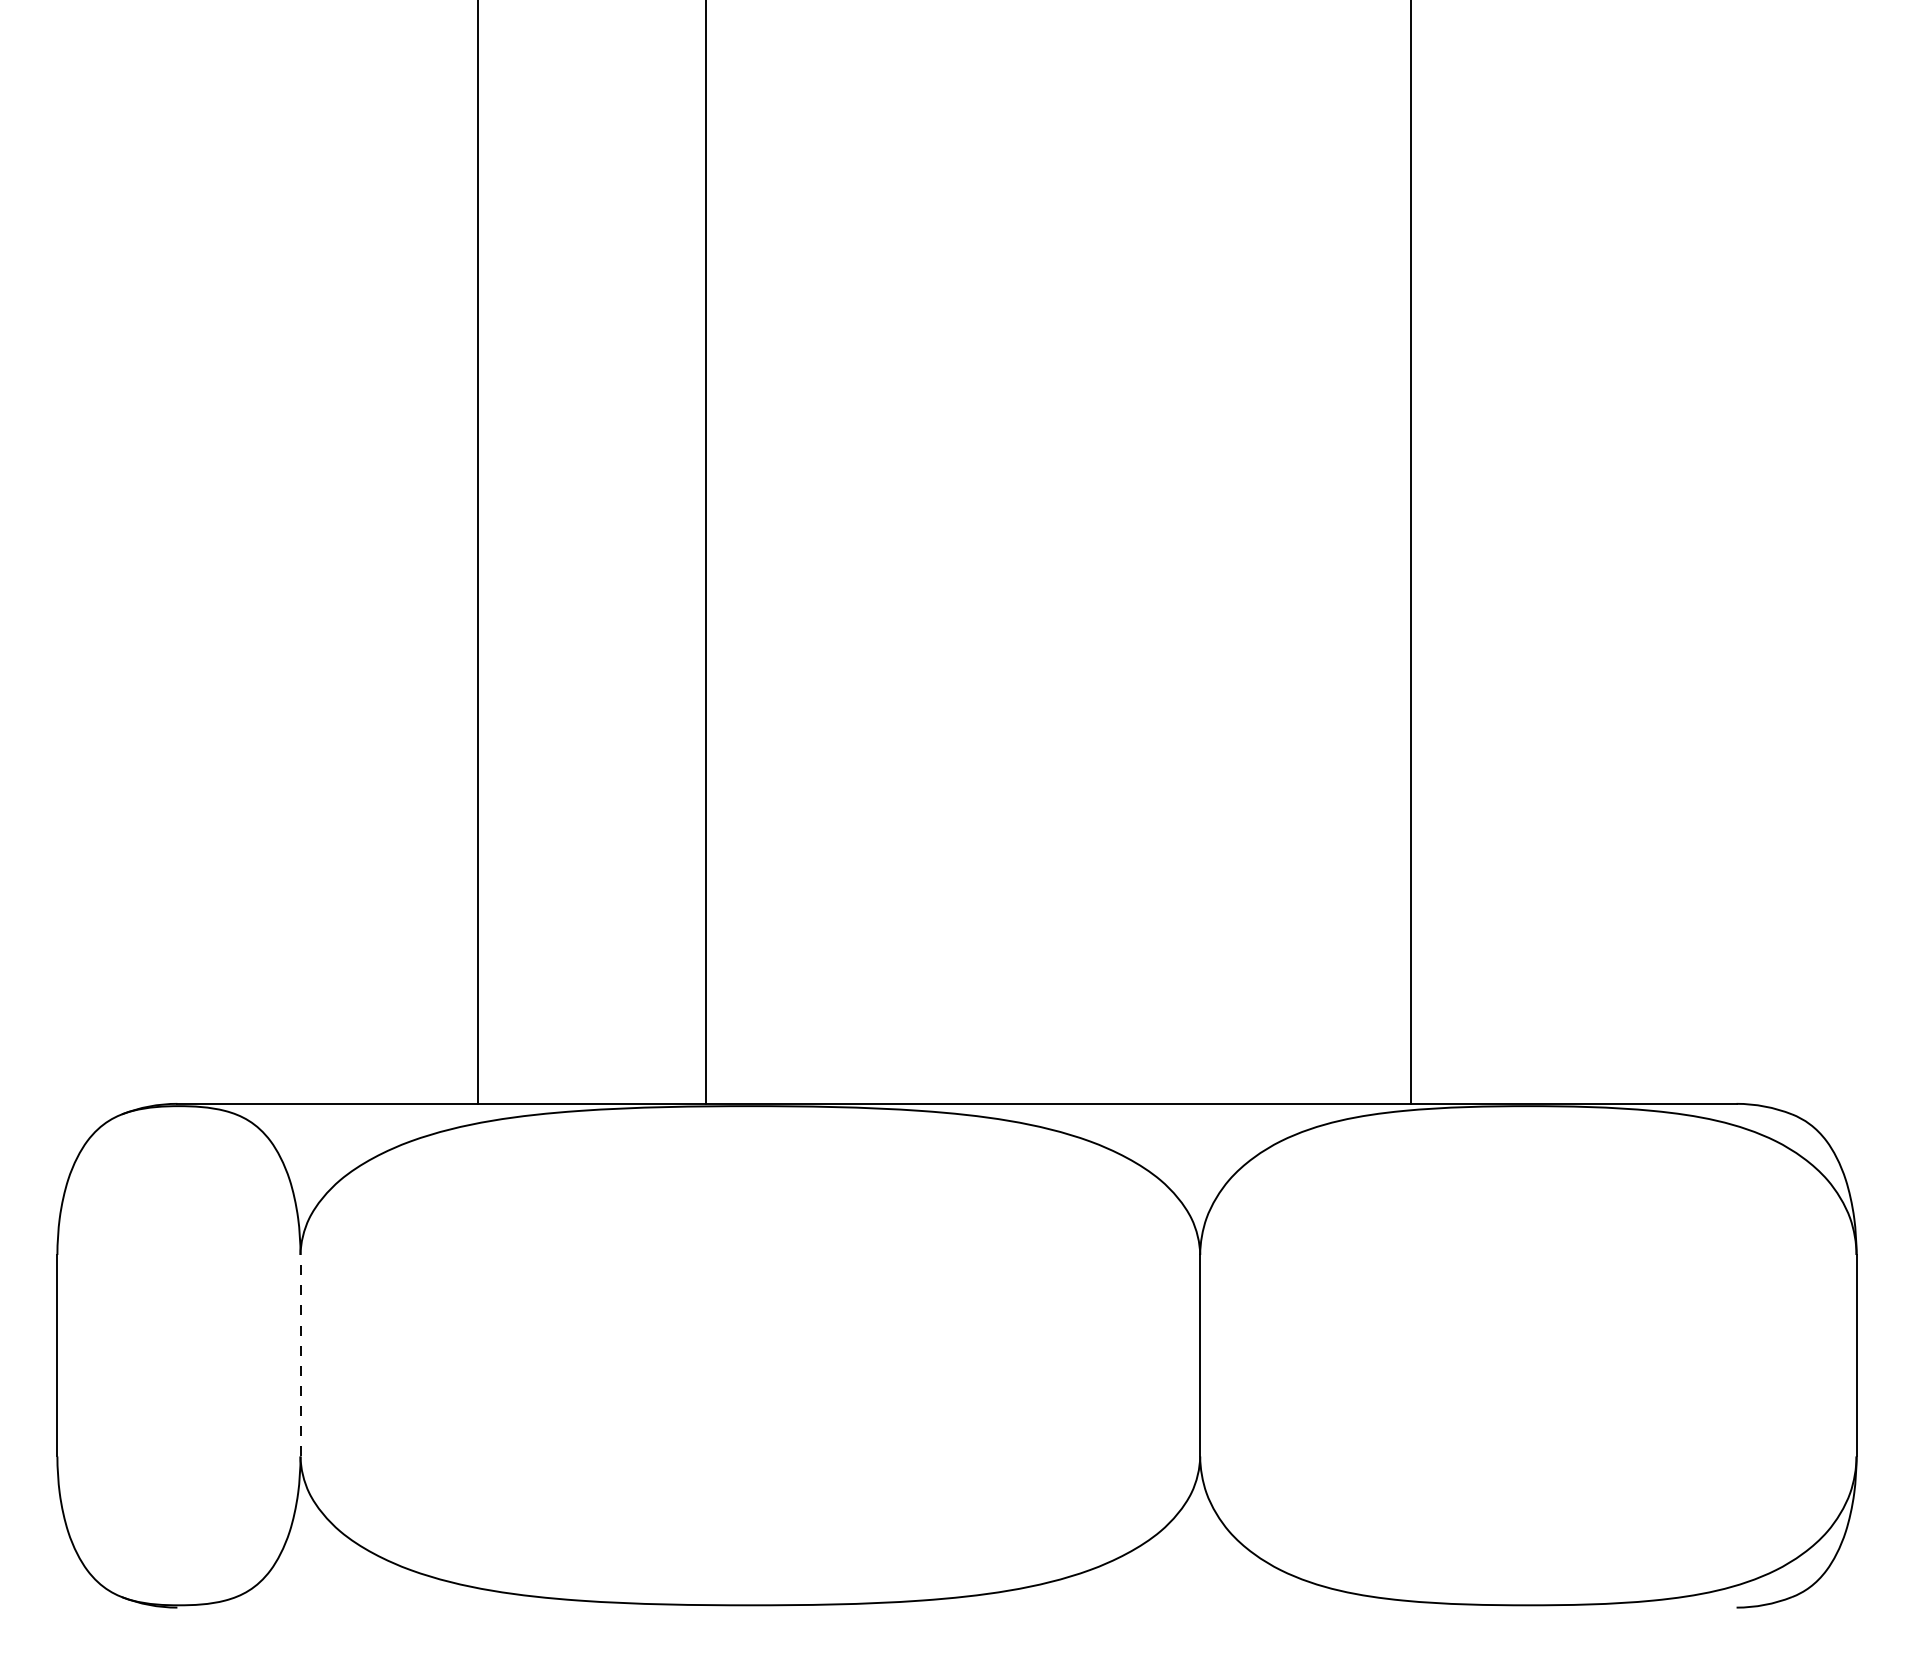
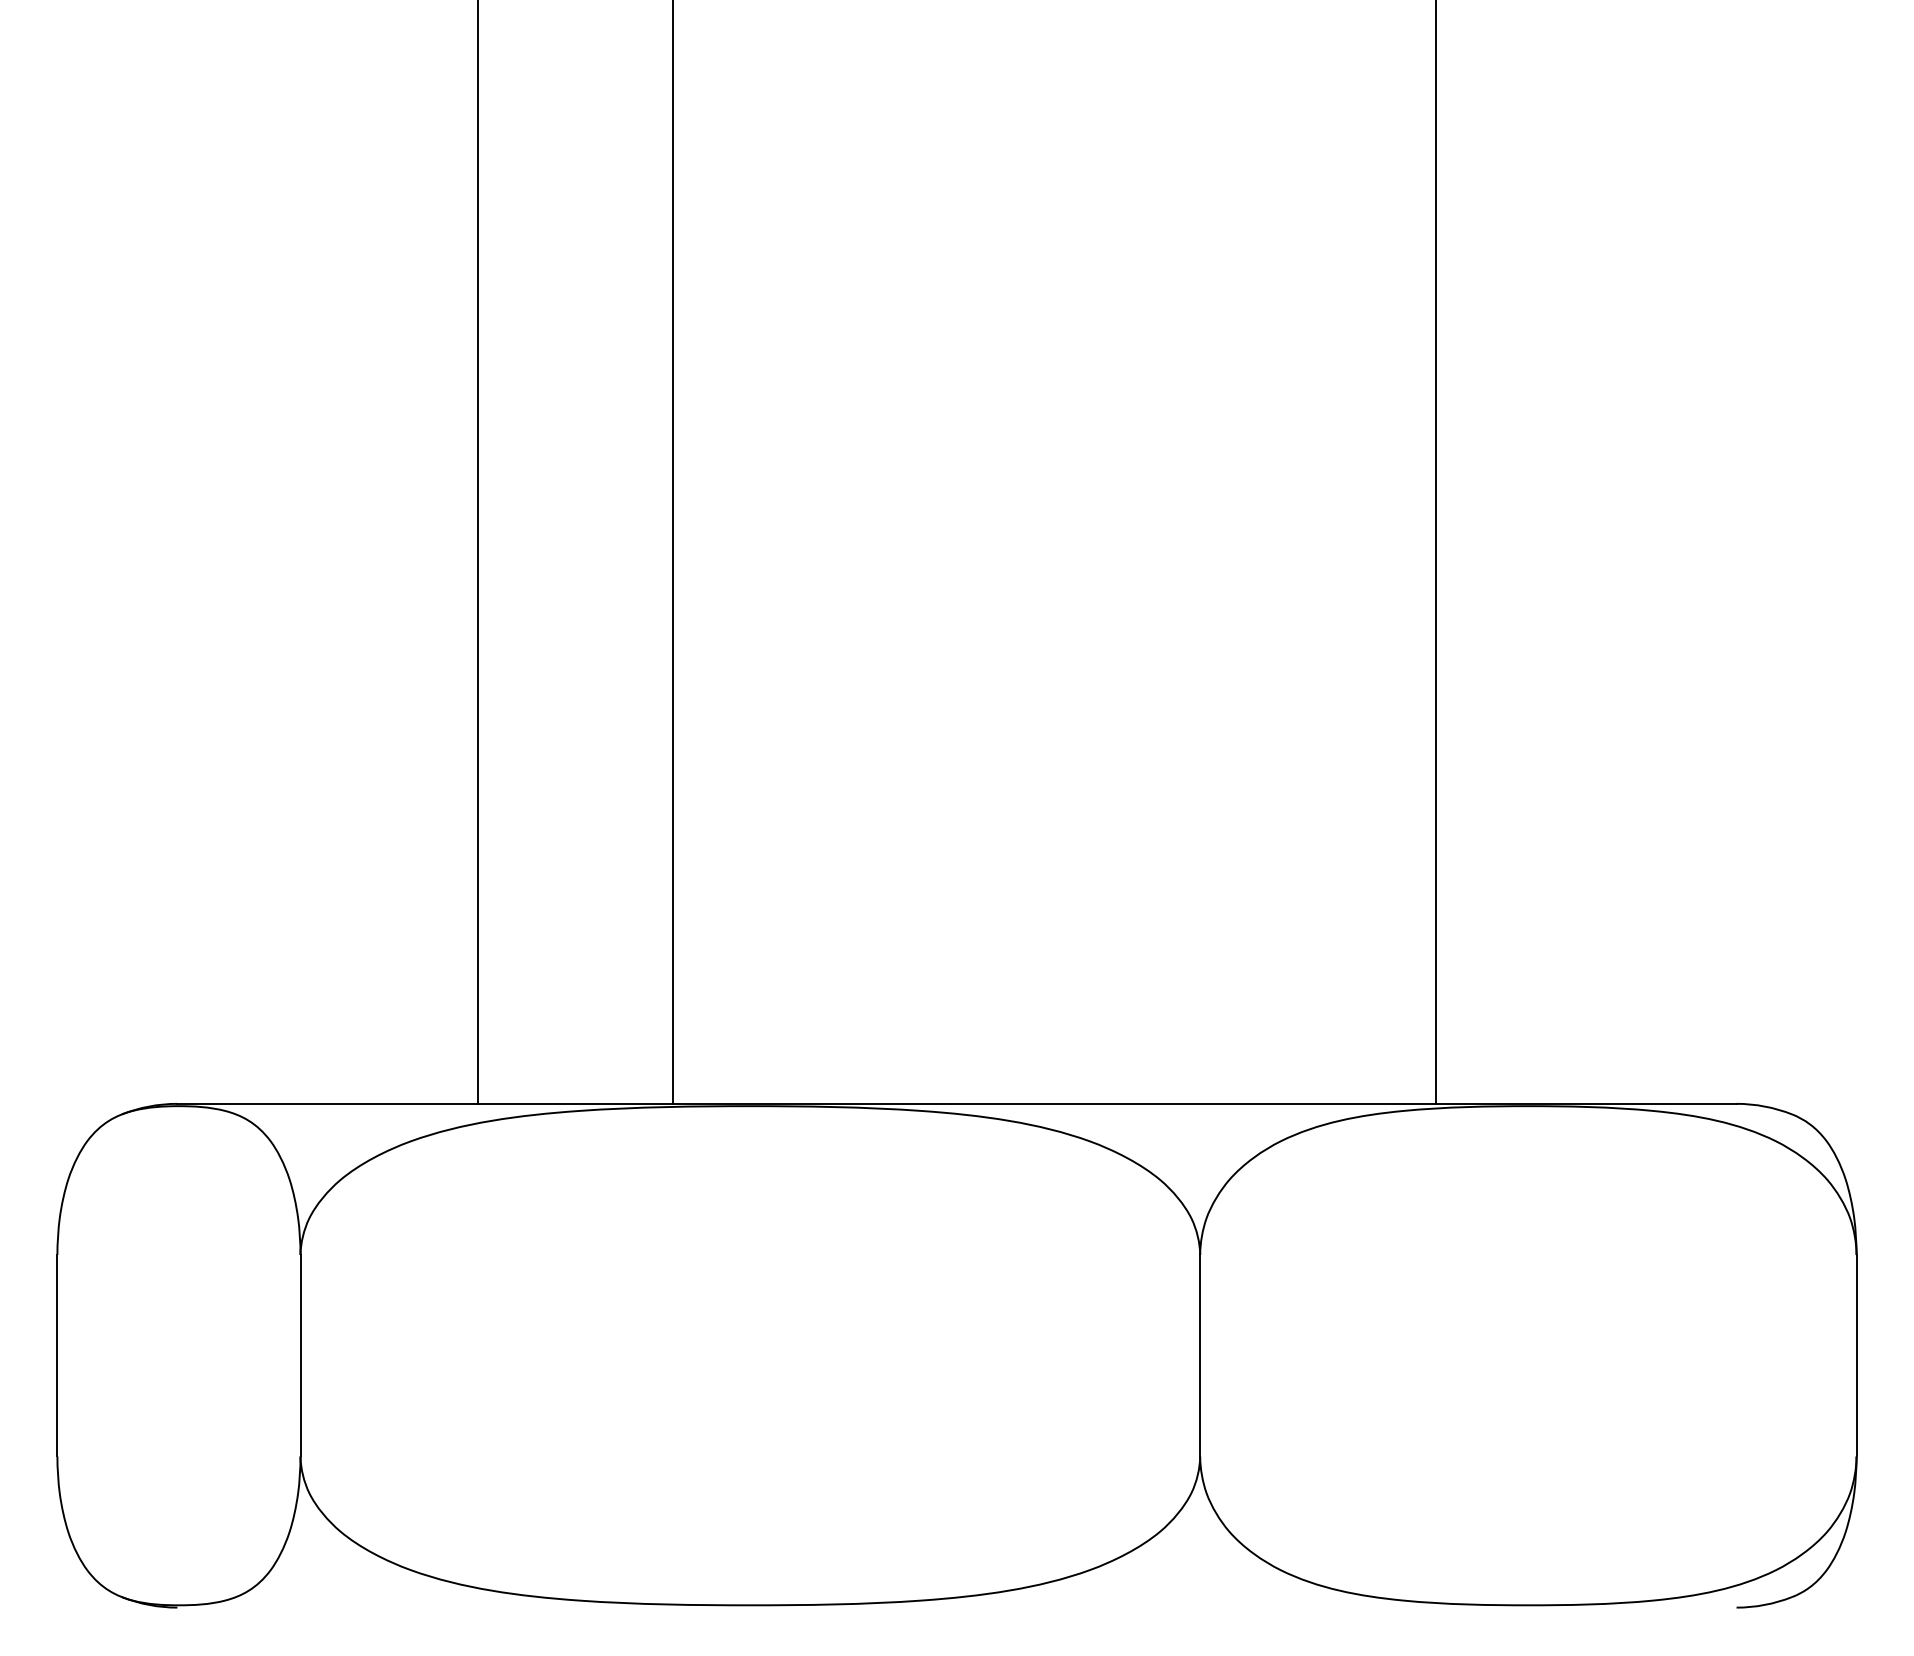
line position: (706, 552) -> (673, 552) (673, 552)
line position: (1411, 552) -> (1436, 552) (1436, 552)
line: dashed -> solid (300, 1355)
